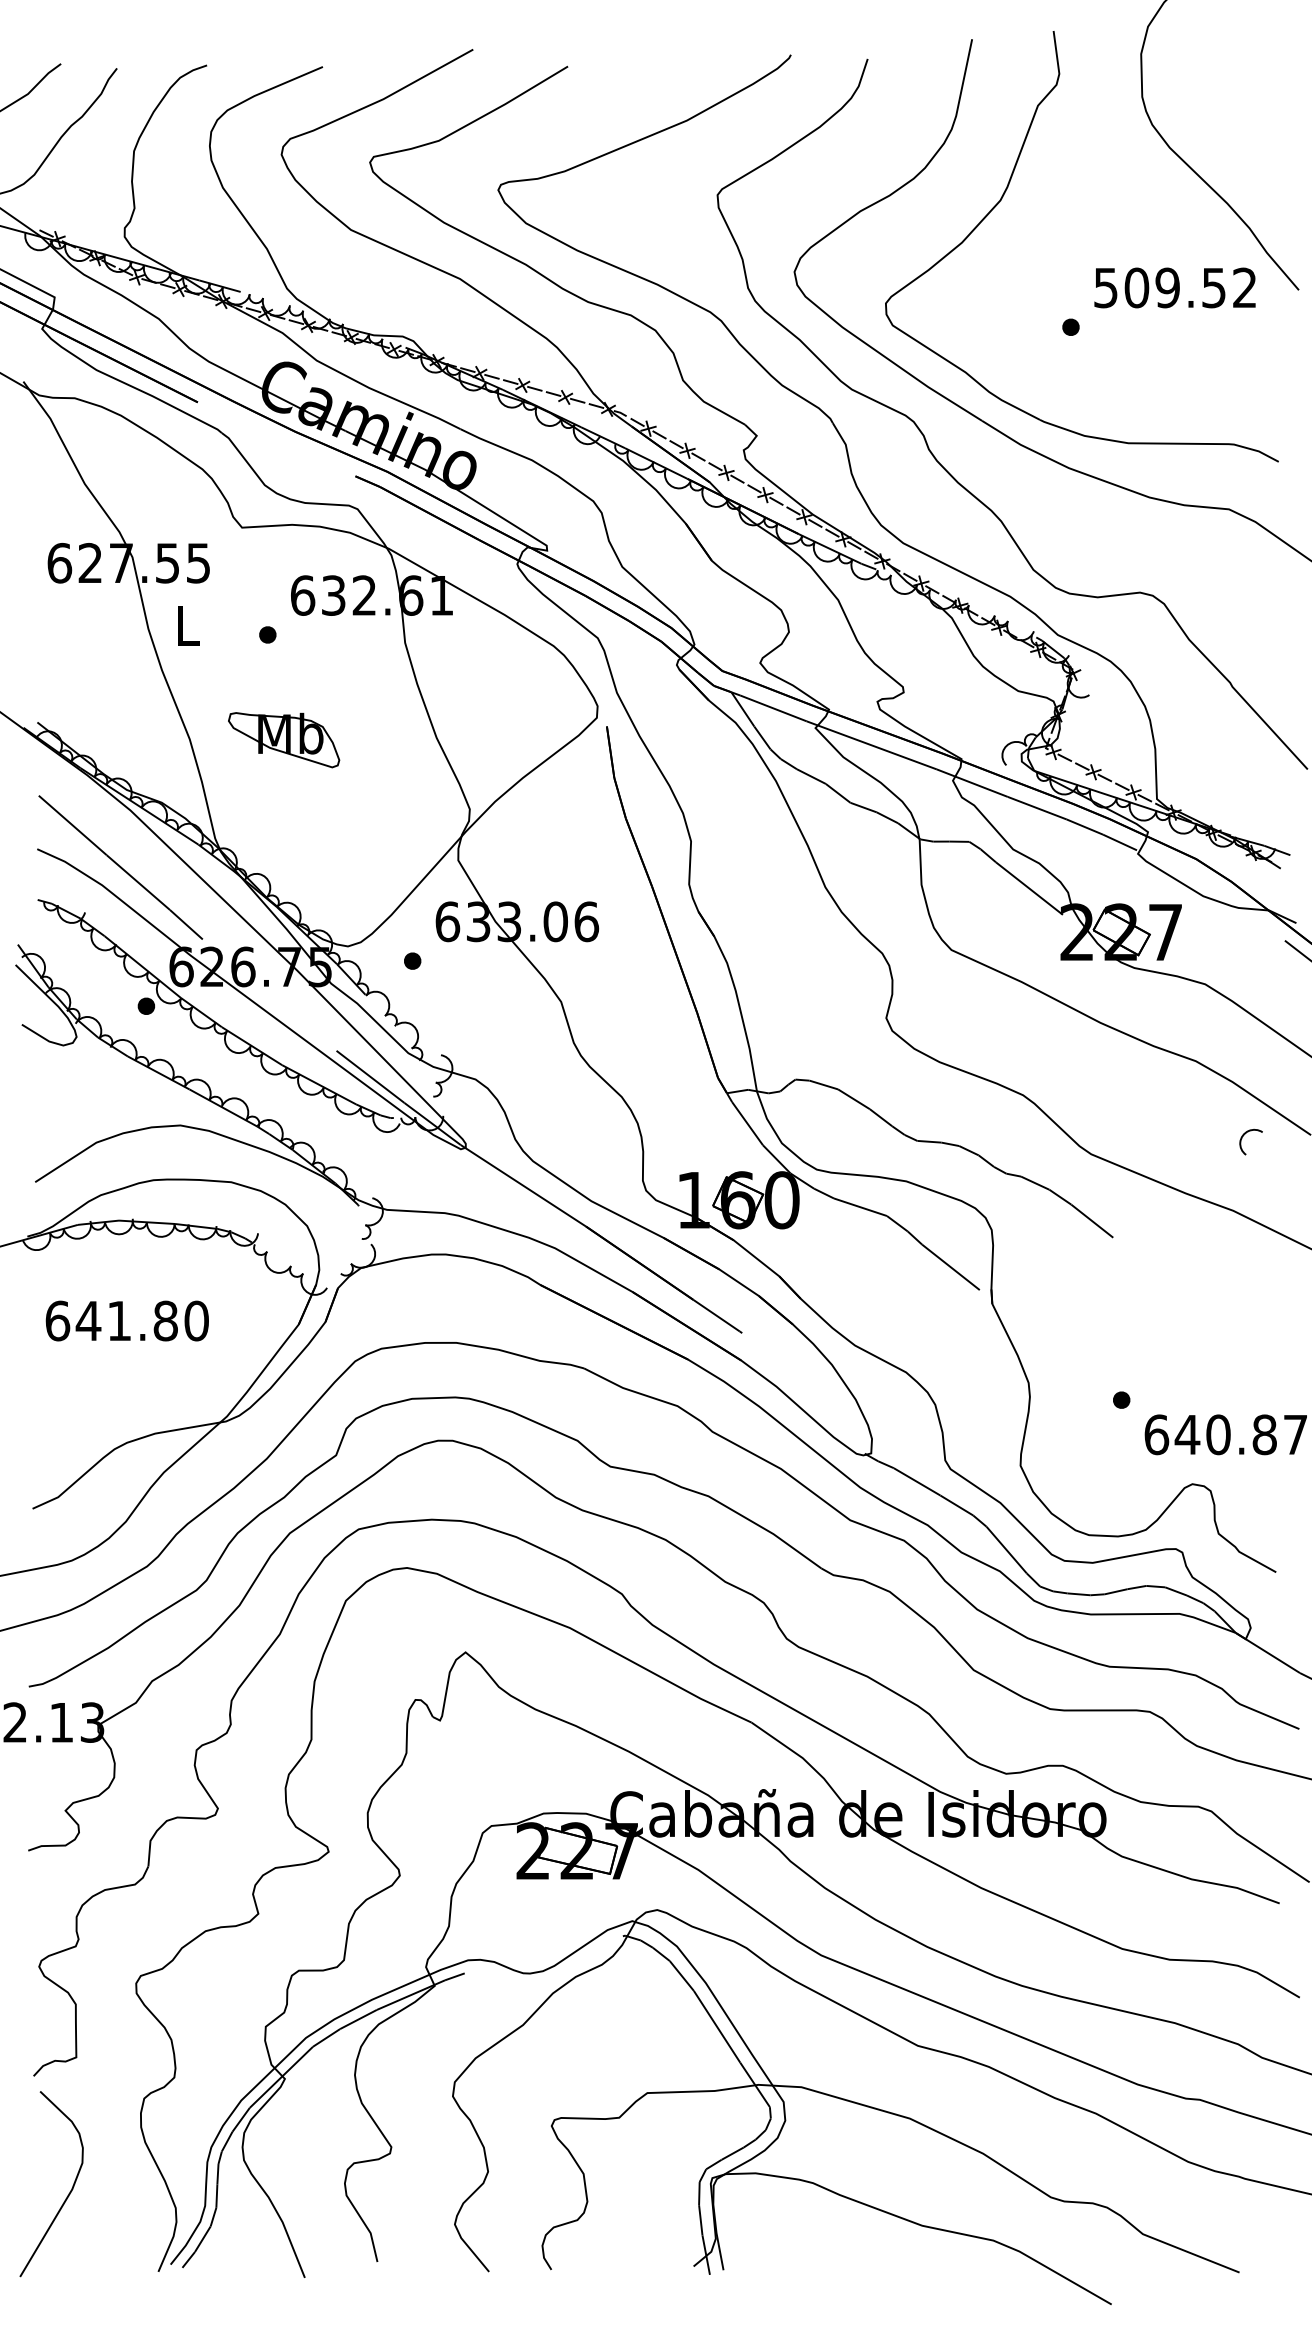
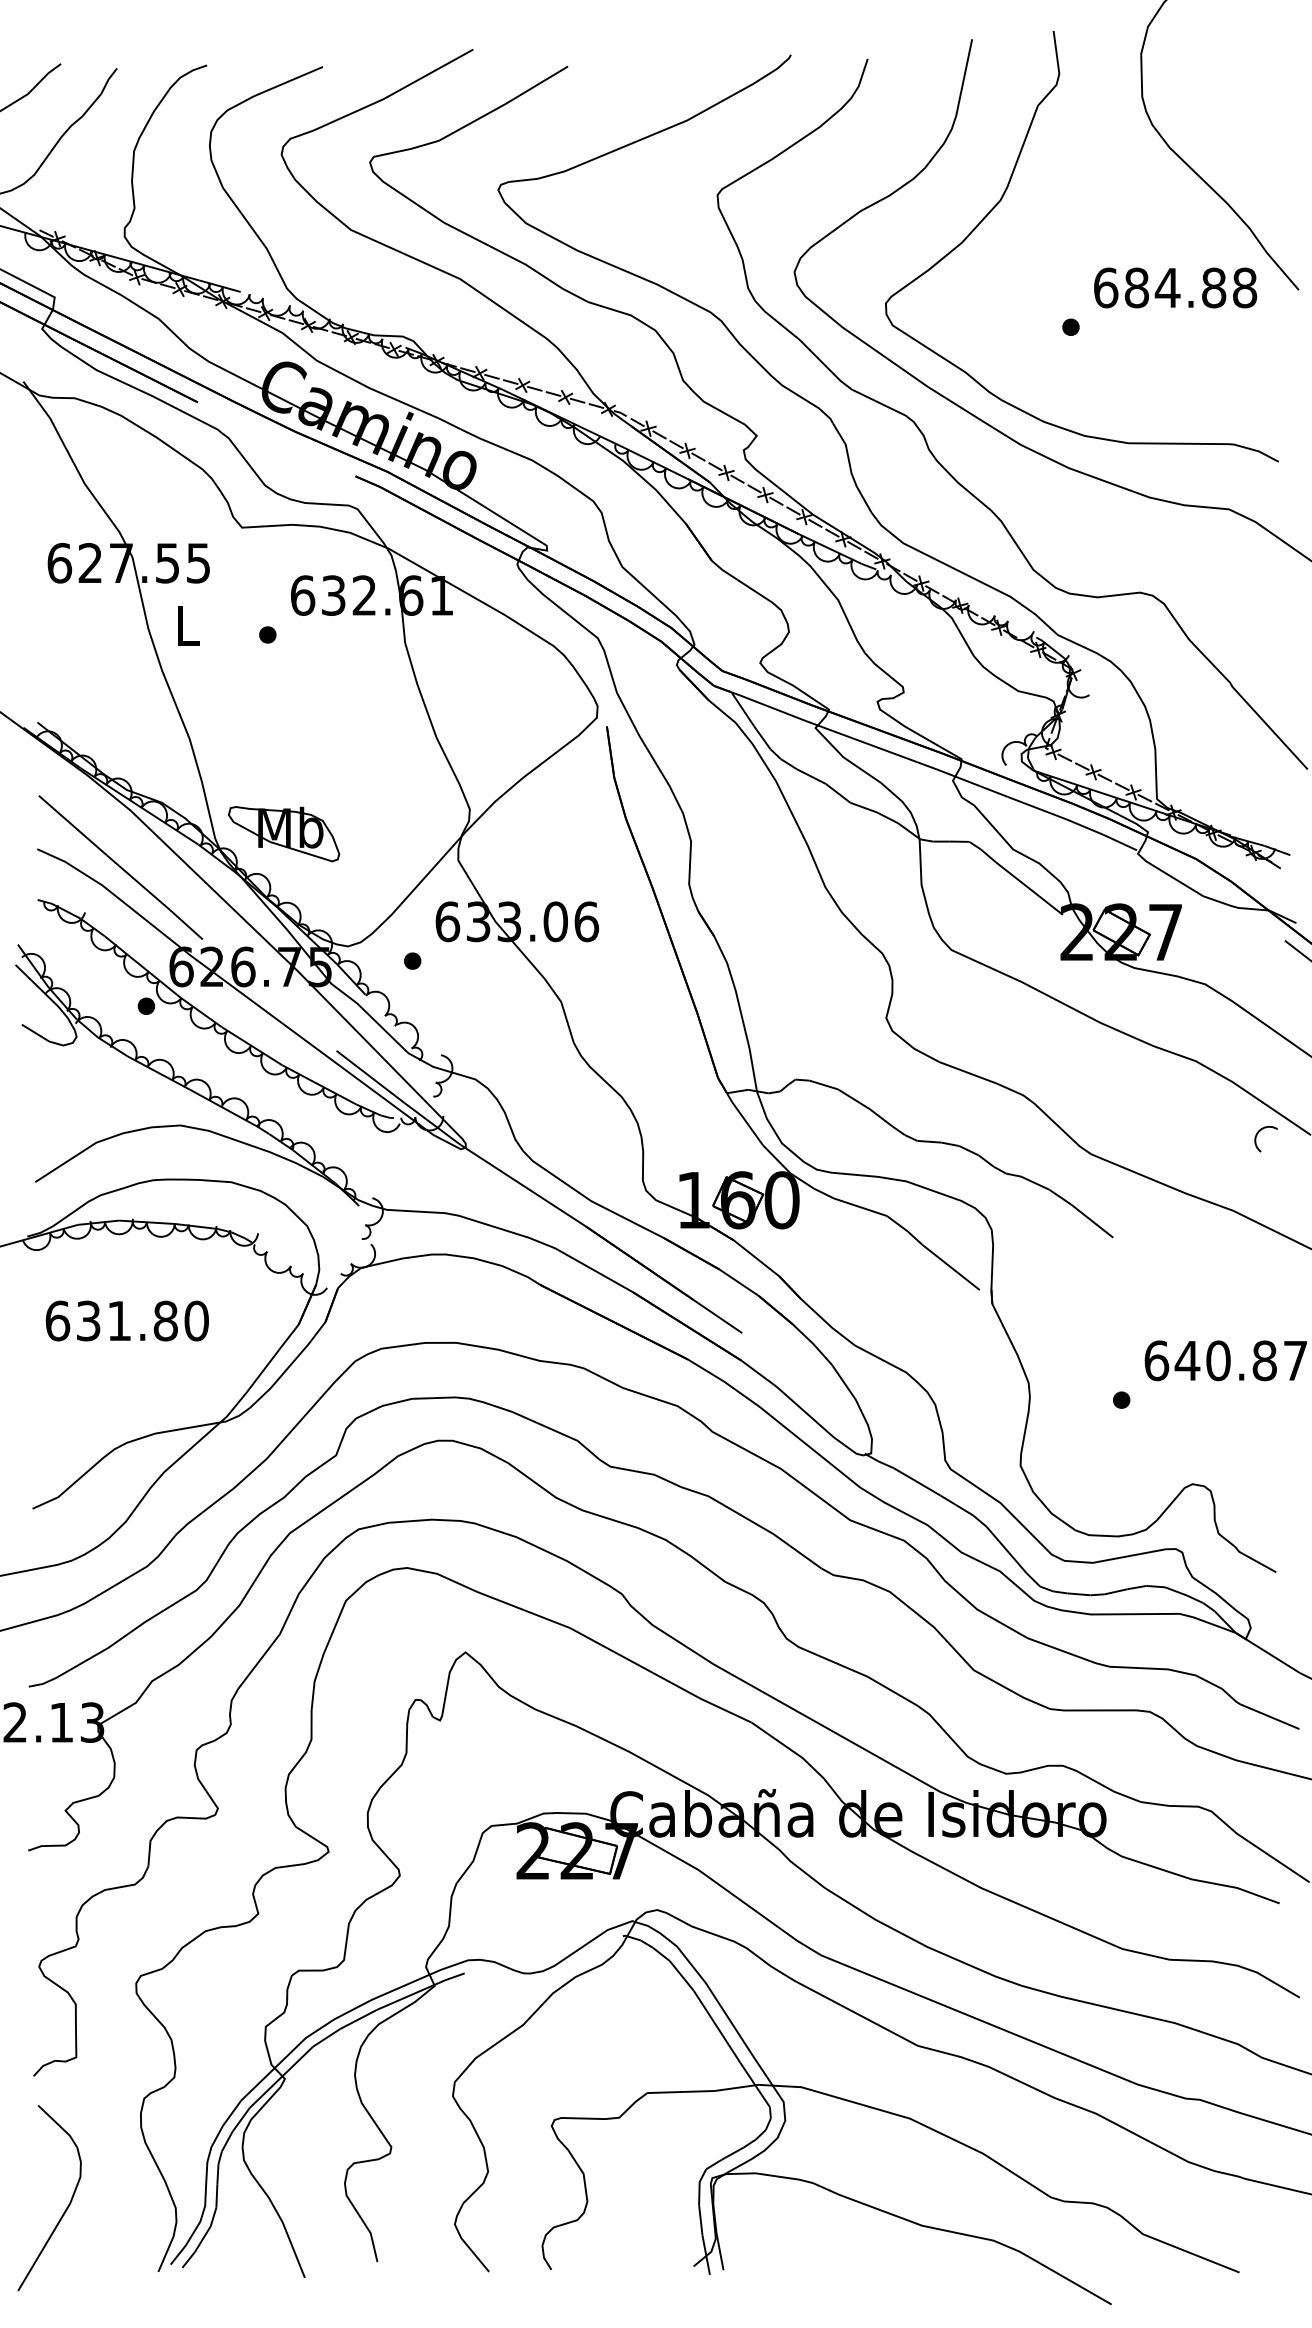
text: 509.52 -> 684.88 (1175, 287)
part position: (284, 740) -> (284, 834) (284, 834)
arc position: (1244, 1135) -> (1259, 1132) (1259, 1132)
text: 641.80 -> 631.80 (88, 1320)
text position: (1225, 1434) -> (1225, 1360) (1225, 1360)
curve position: (68, 2193) -> (66, 2207) (66, 2207)
